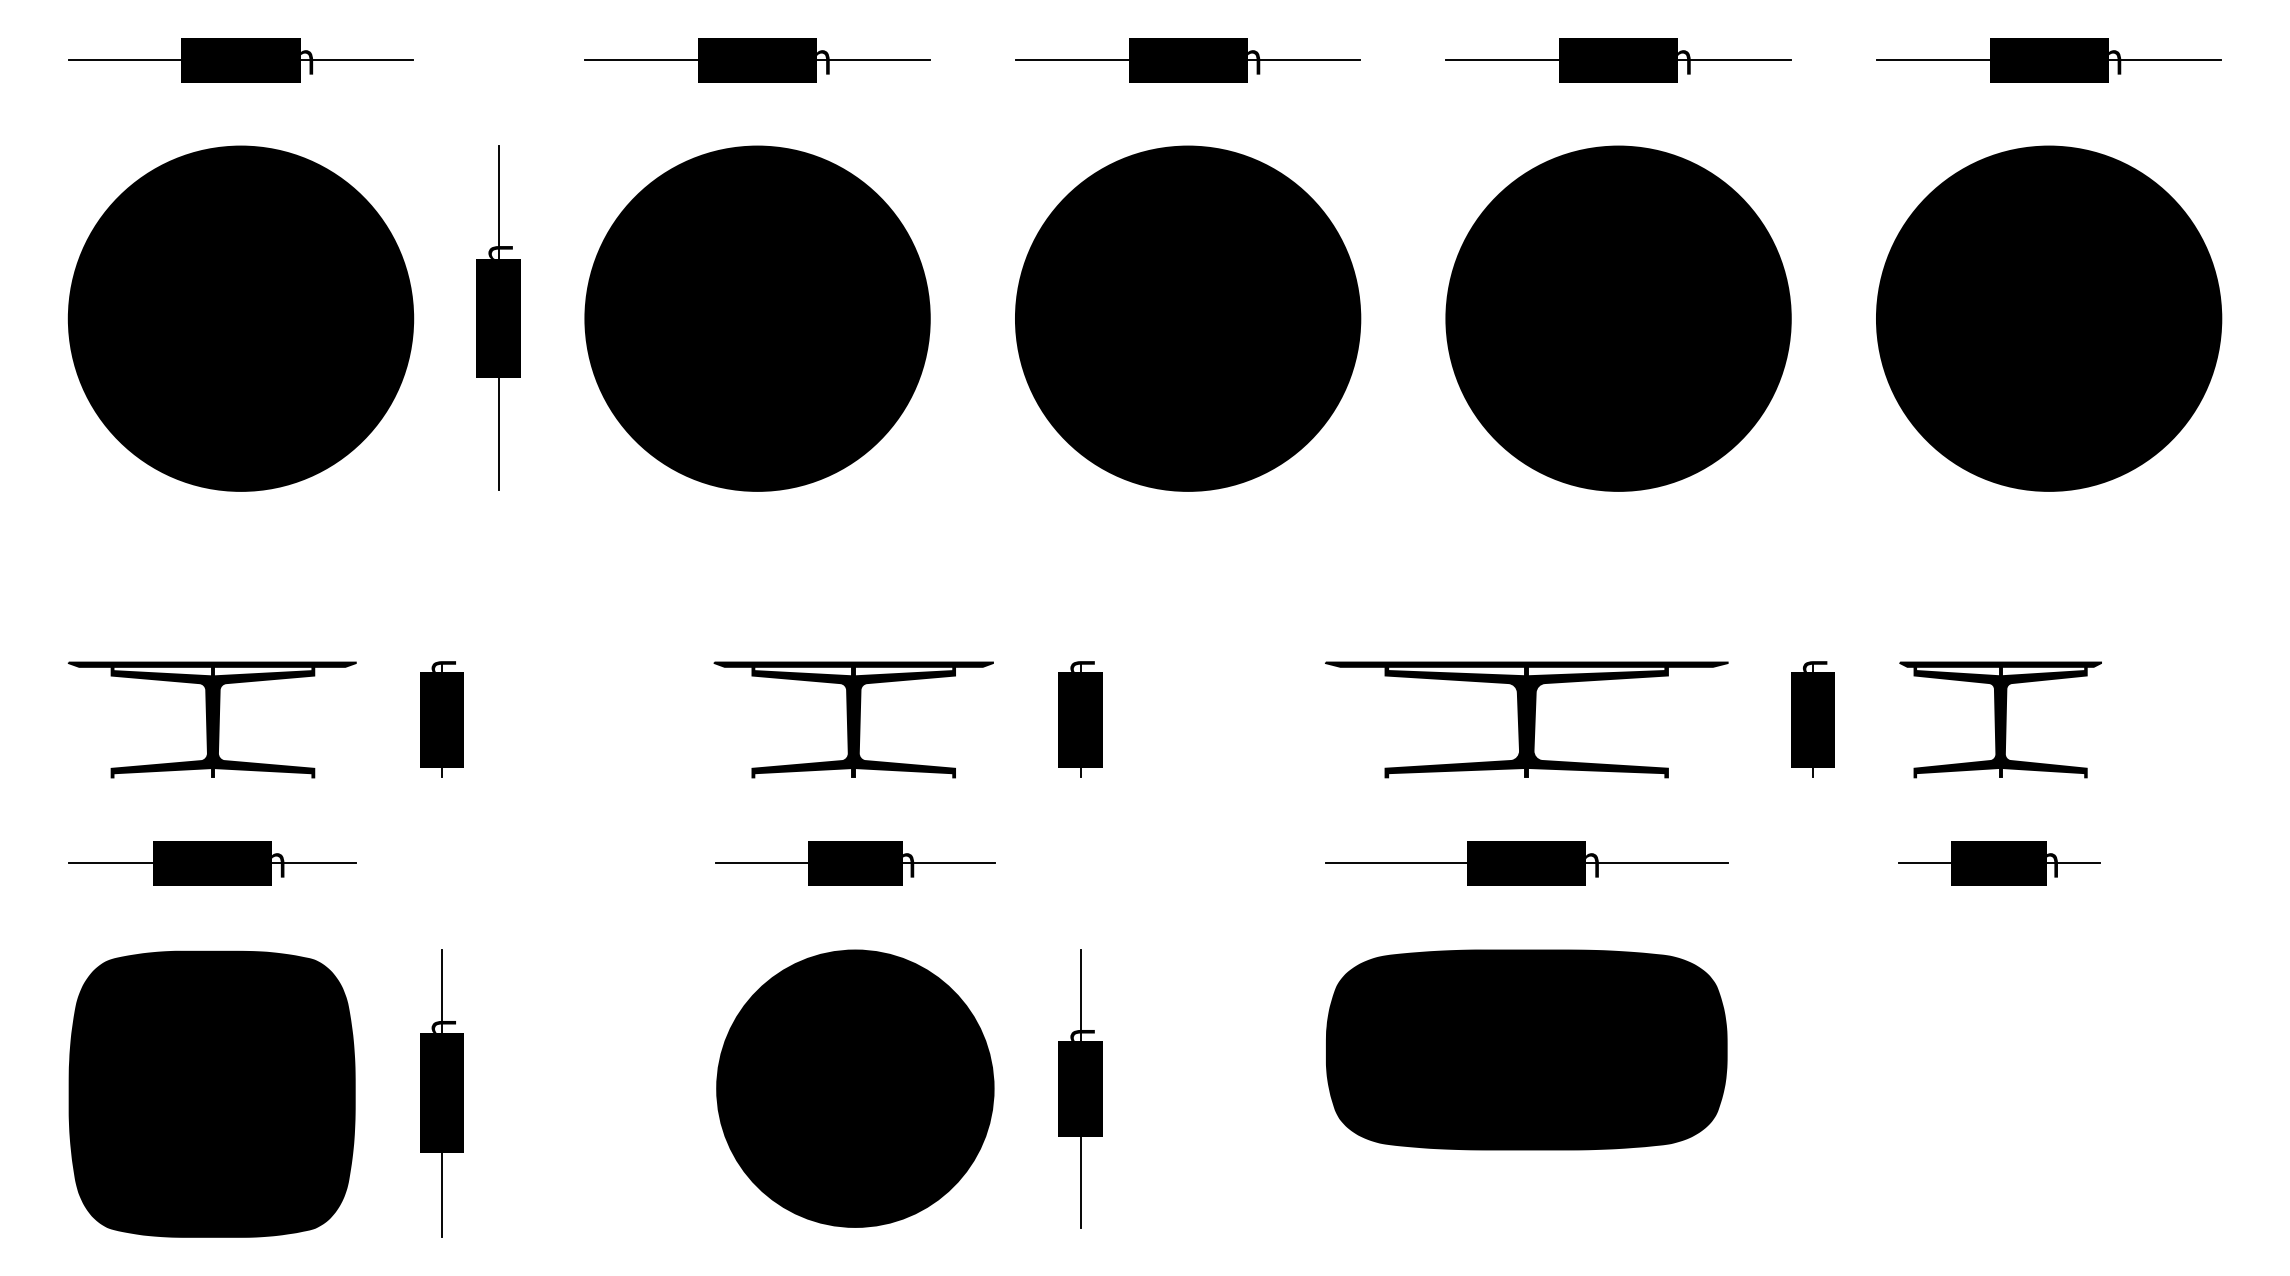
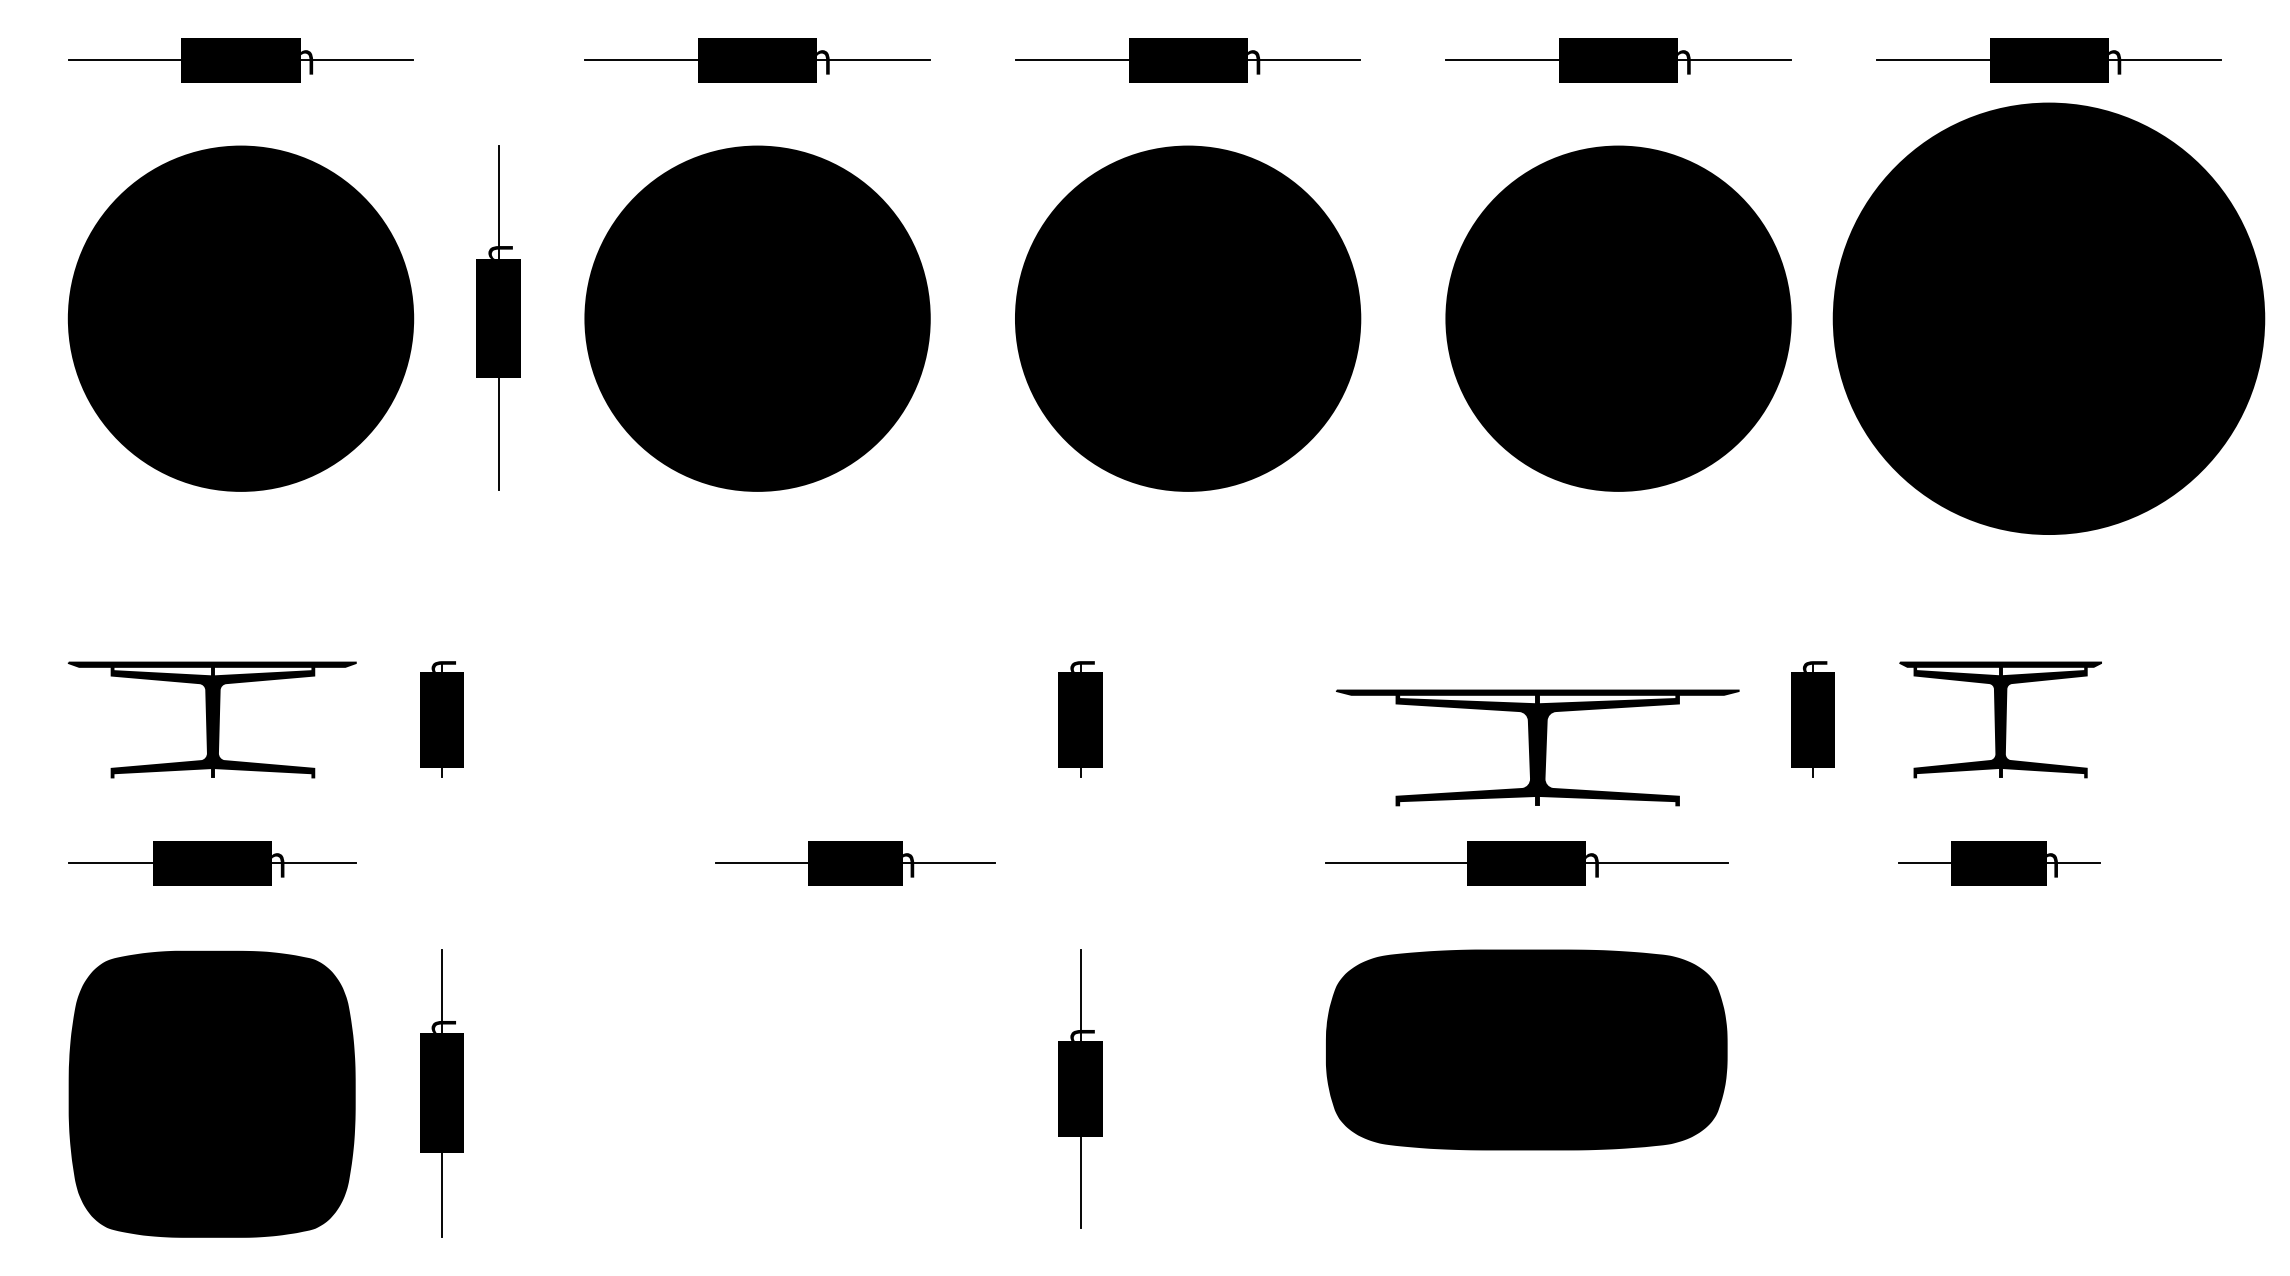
part size: 347x347 px -> 434x433 px (2048, 318)
part: present -> none (853, 719)
part position: (1526, 719) -> (1537, 747) (1537, 747)
part: present -> none (855, 1088)
